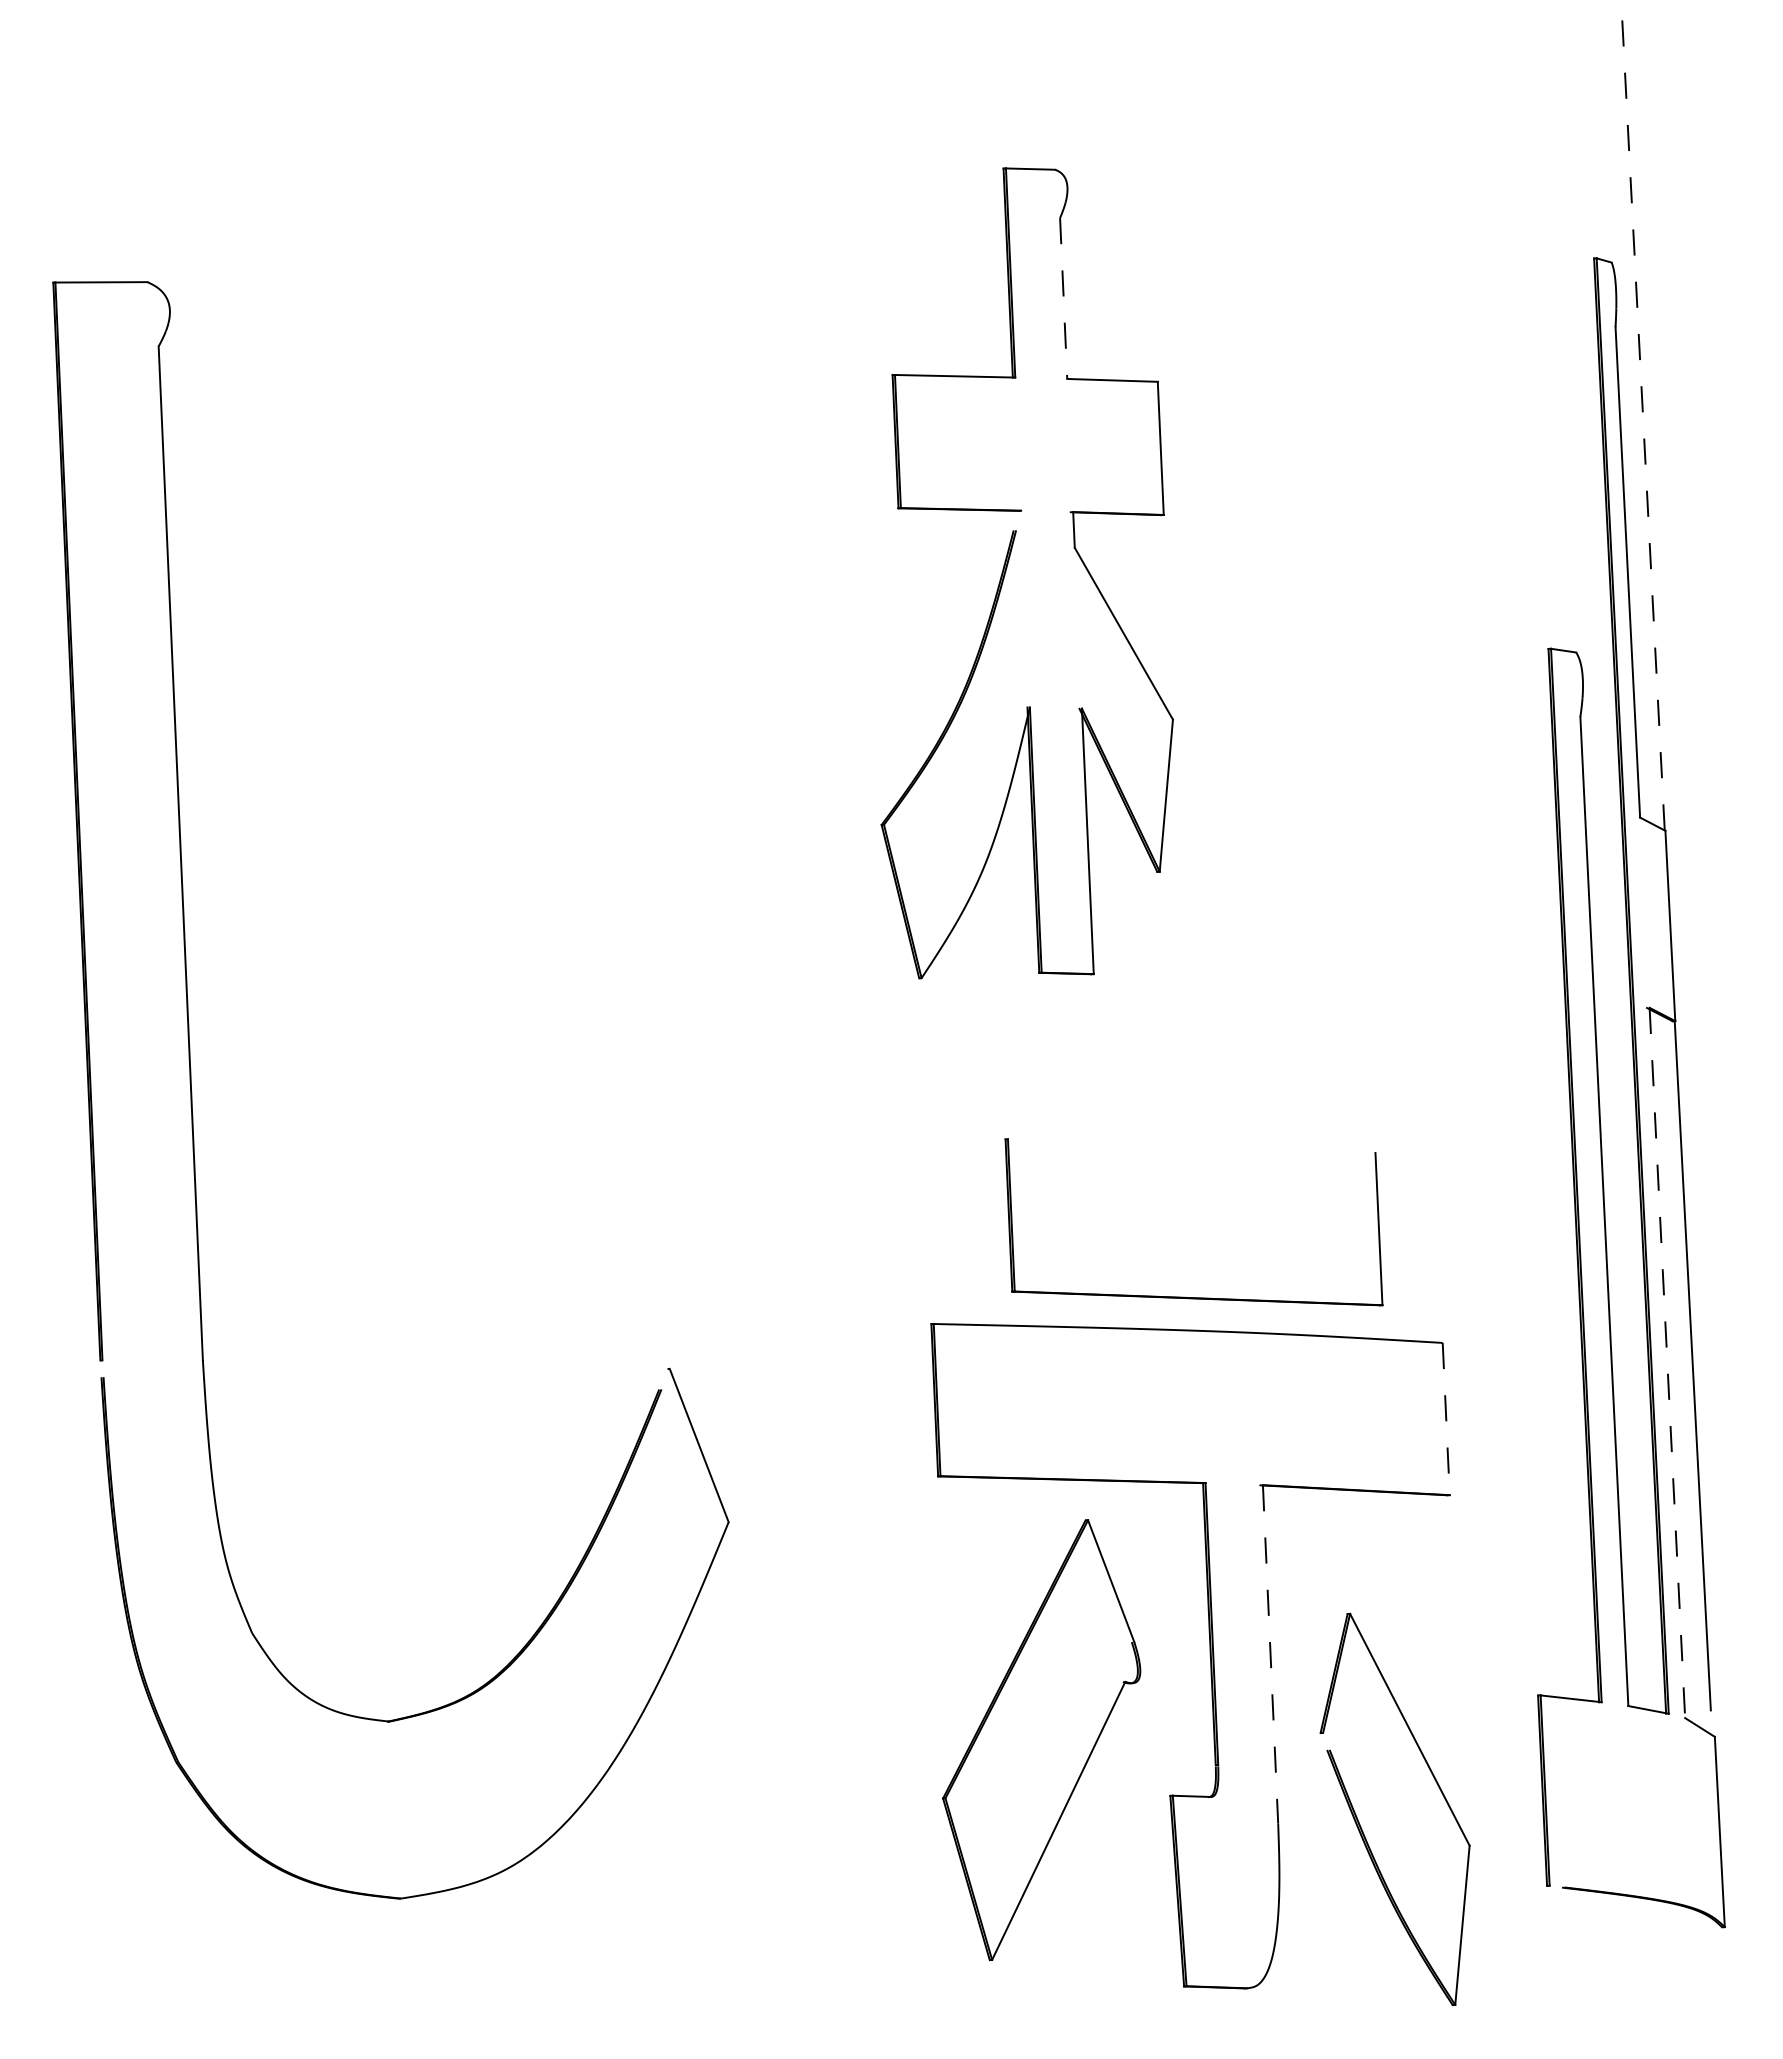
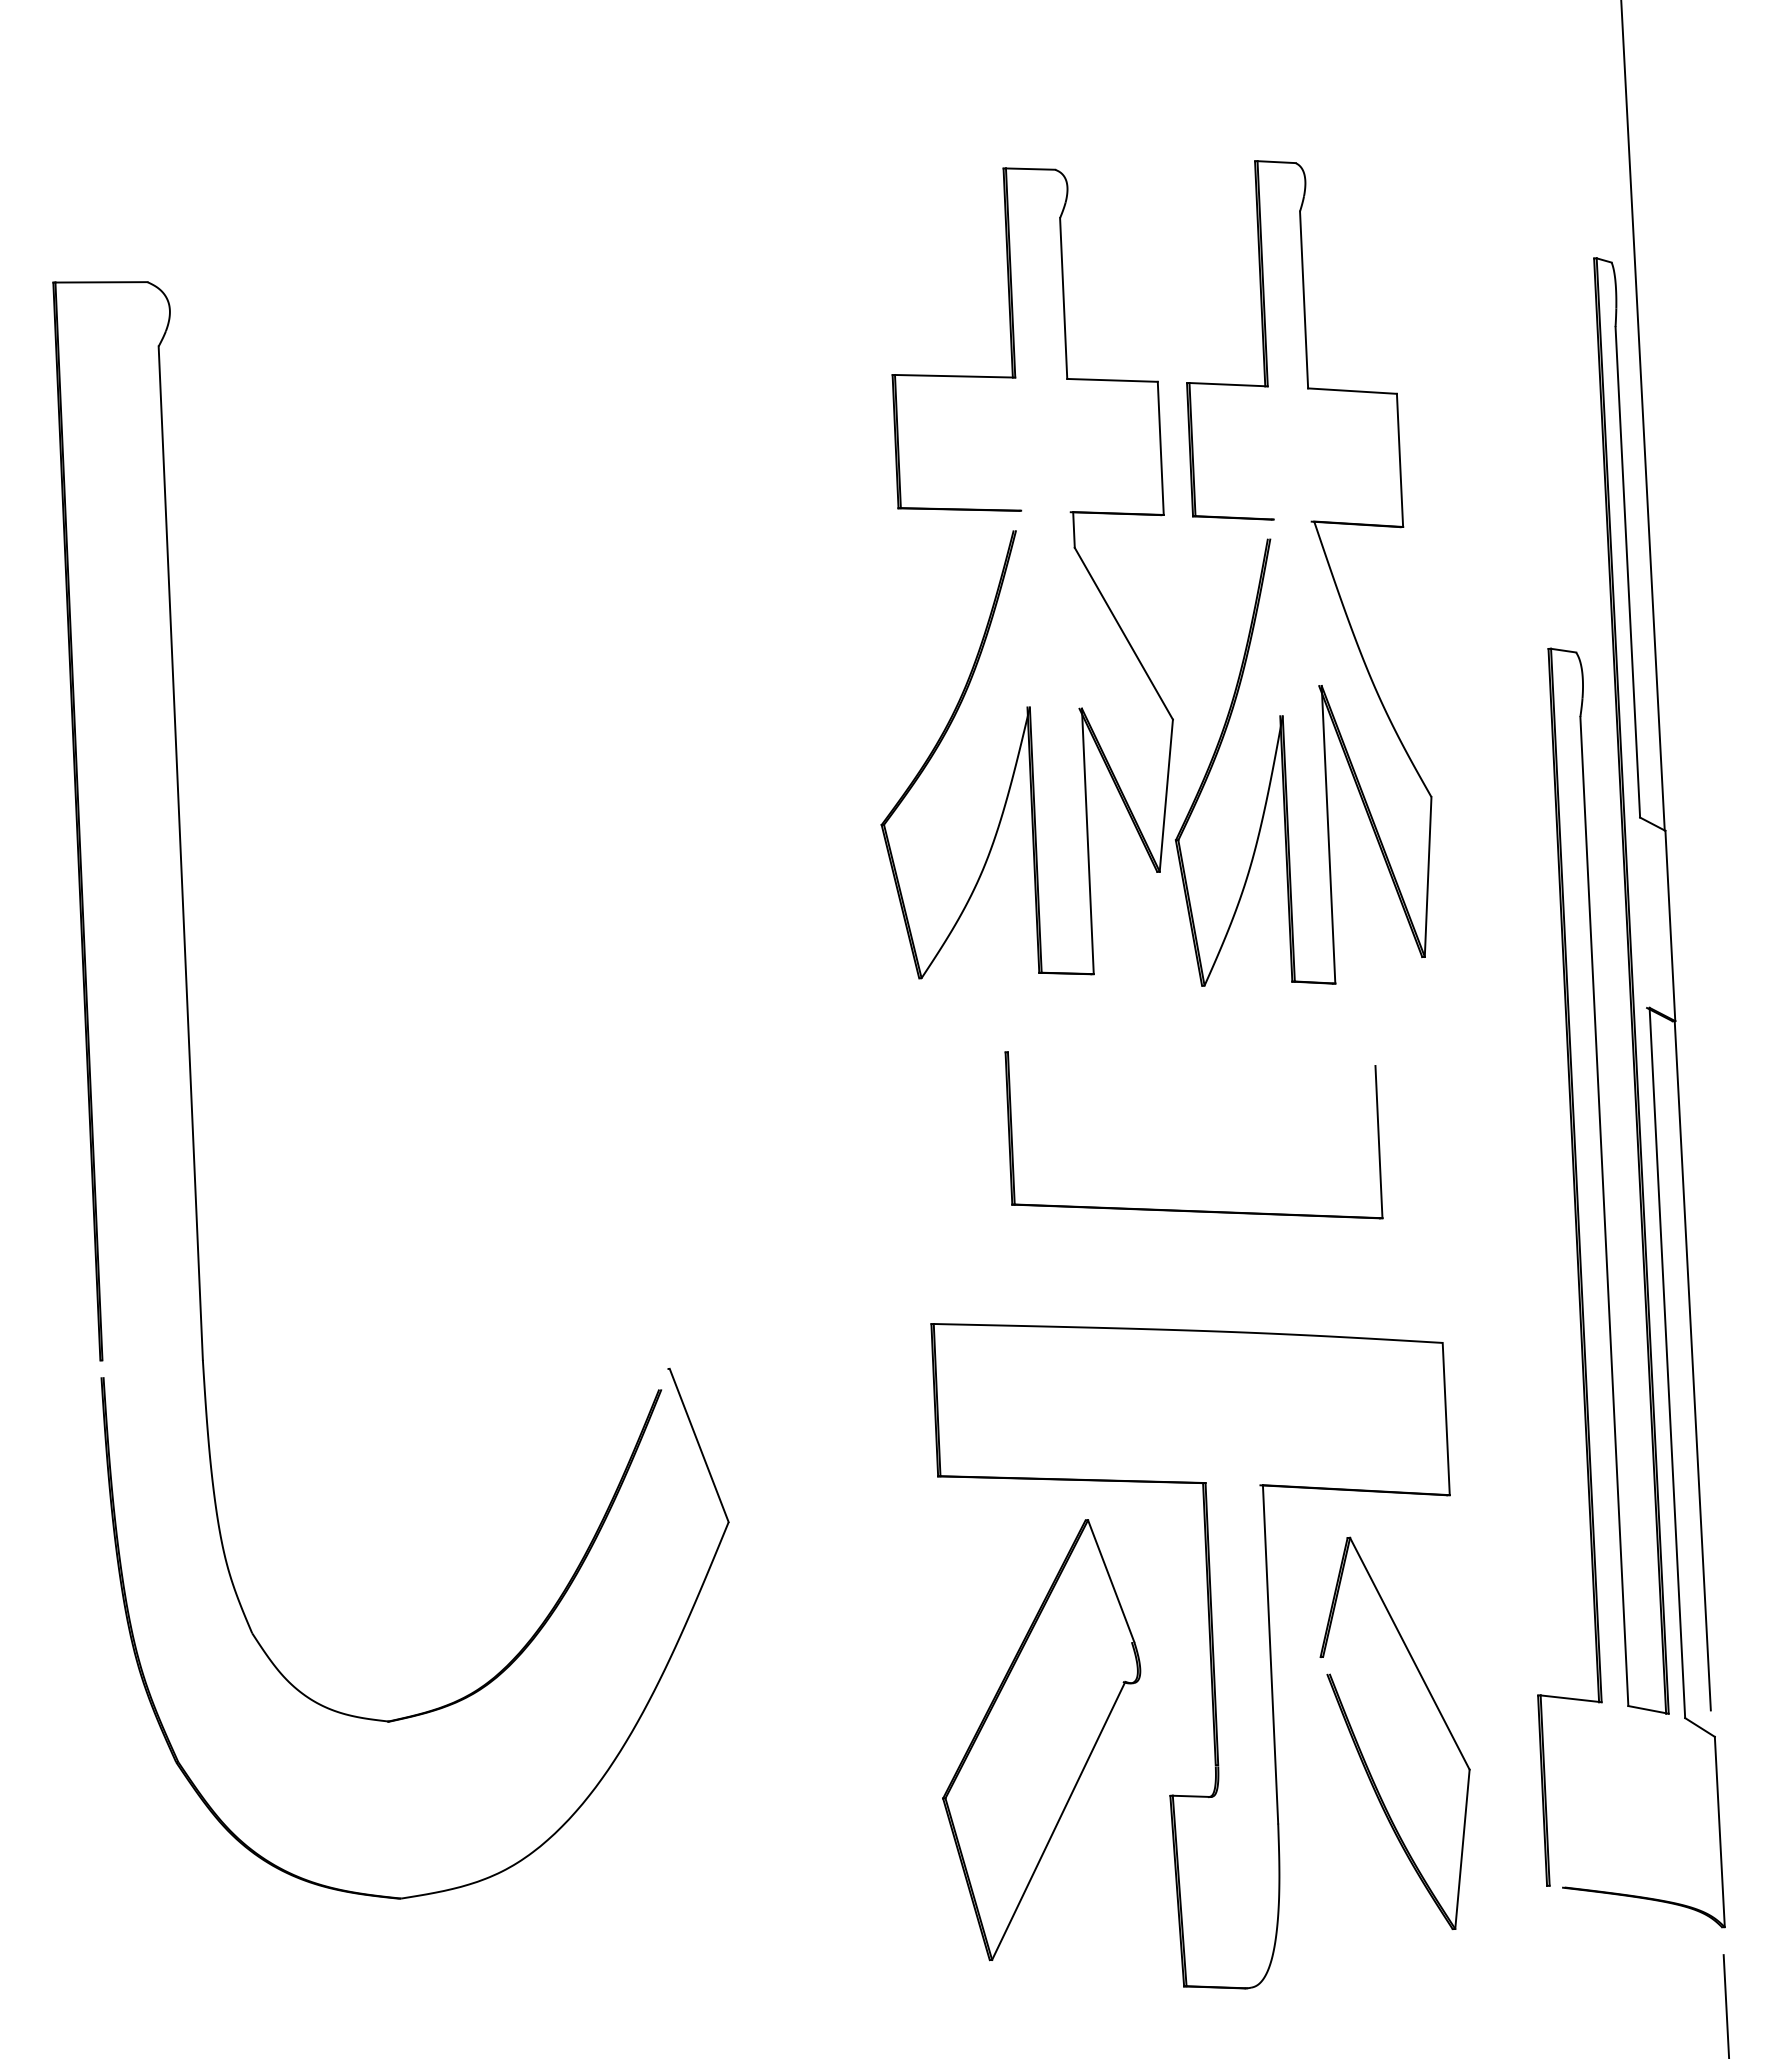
line: dashed -> solid (1063, 298)
line: dashed -> solid (1642, 415)
part: none -> present (1327, 564)
part position: (1184, 1296) -> (1184, 1209) (1184, 1209)
line: dashed -> solid (1667, 1362)
line: dashed -> solid (1446, 1419)
line: dashed -> solid (1270, 1654)
part position: (1359, 1821) -> (1359, 1745) (1359, 1745)
line: none -> present (1725, 2005)
